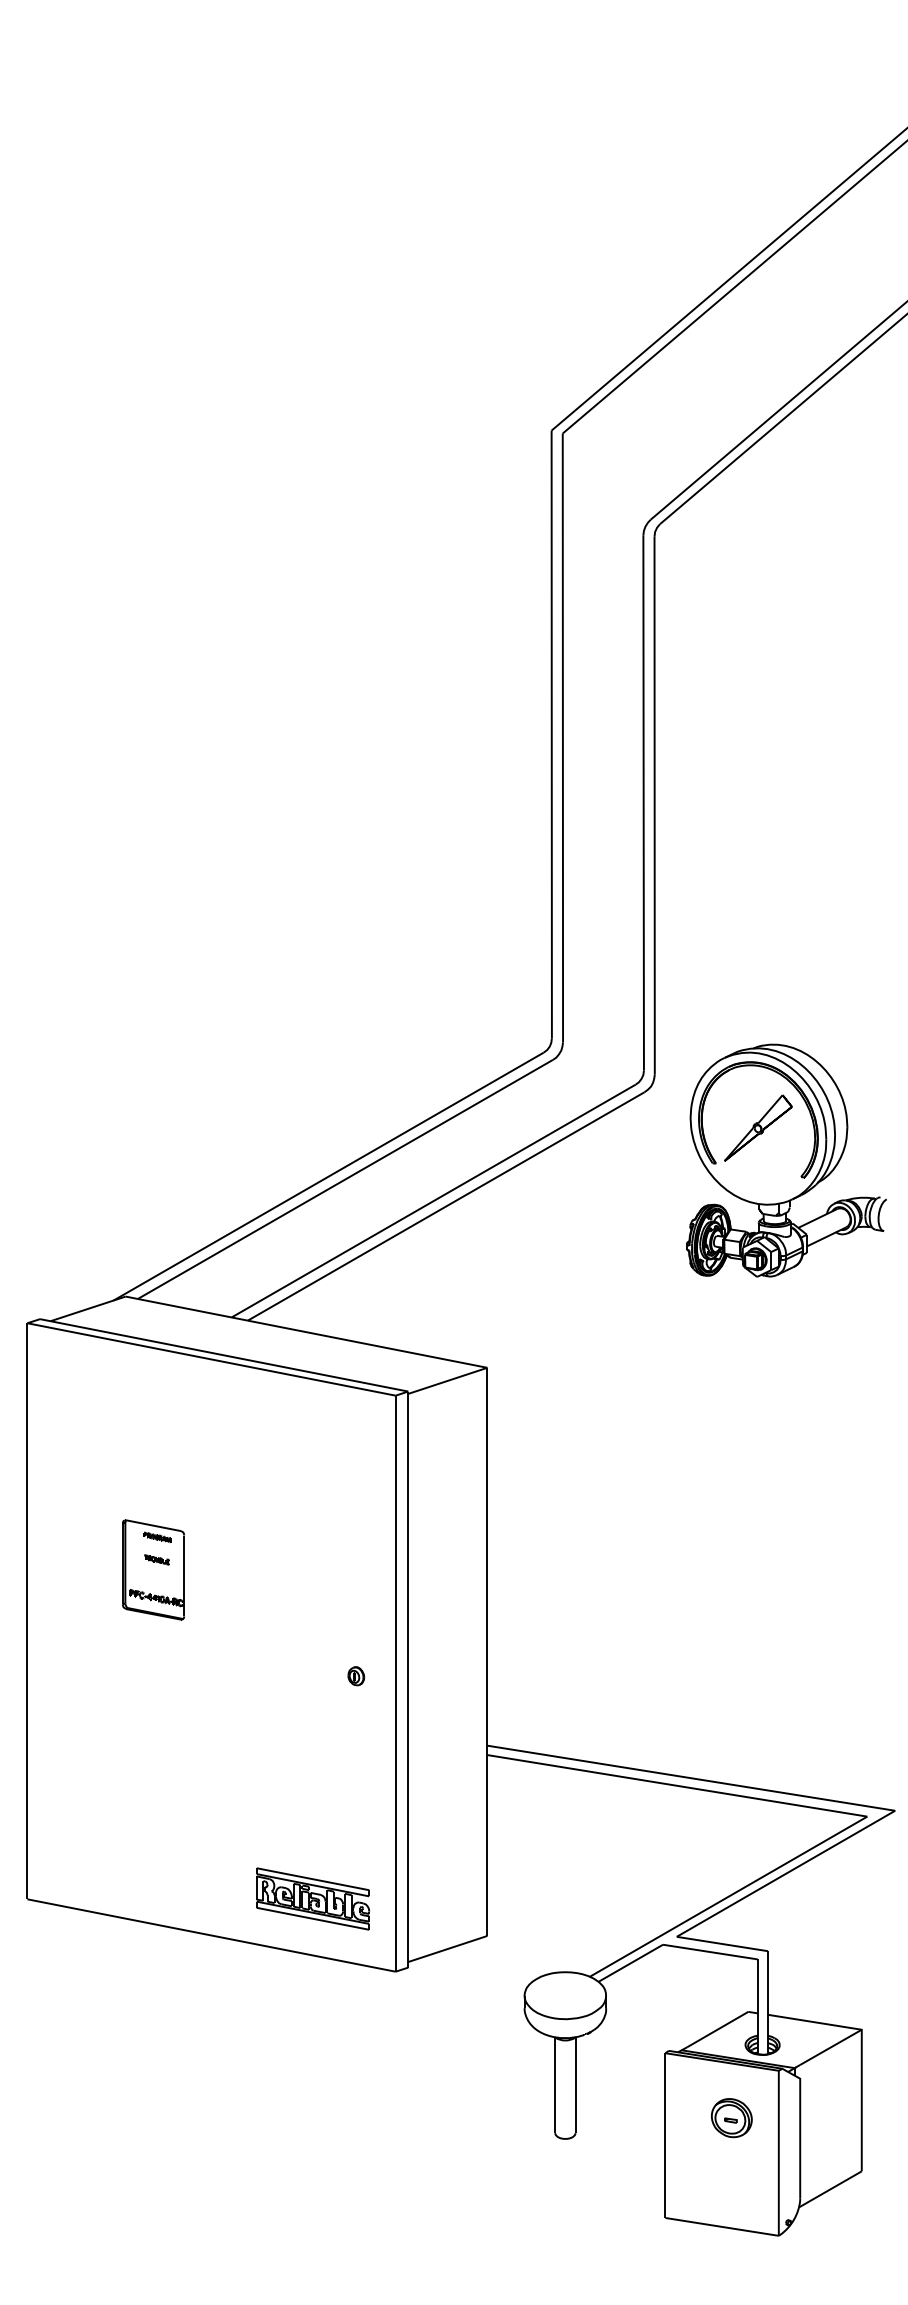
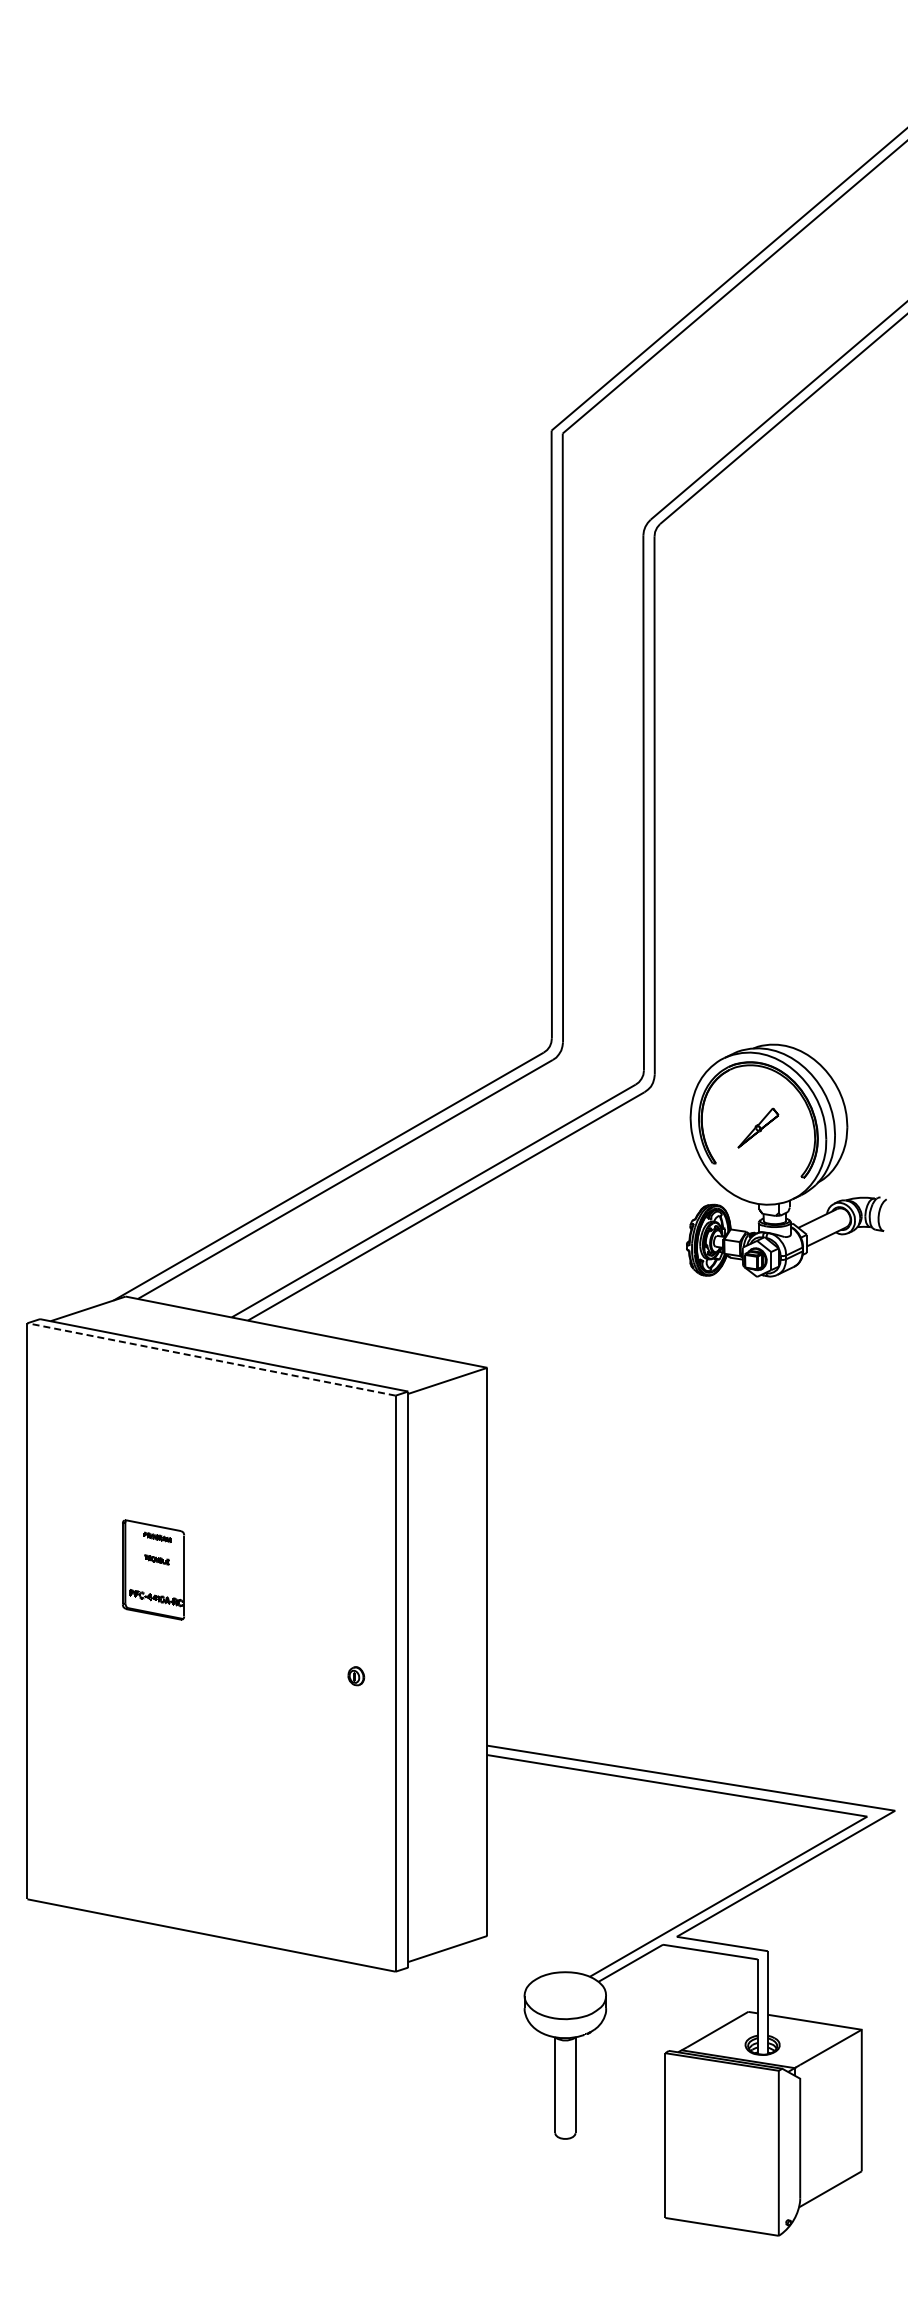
part size: 69x68 px -> 43x42 px (758, 1127)
line: solid -> dashed (211, 1359)
part: present -> none (313, 1898)
part: present -> none (731, 2118)
